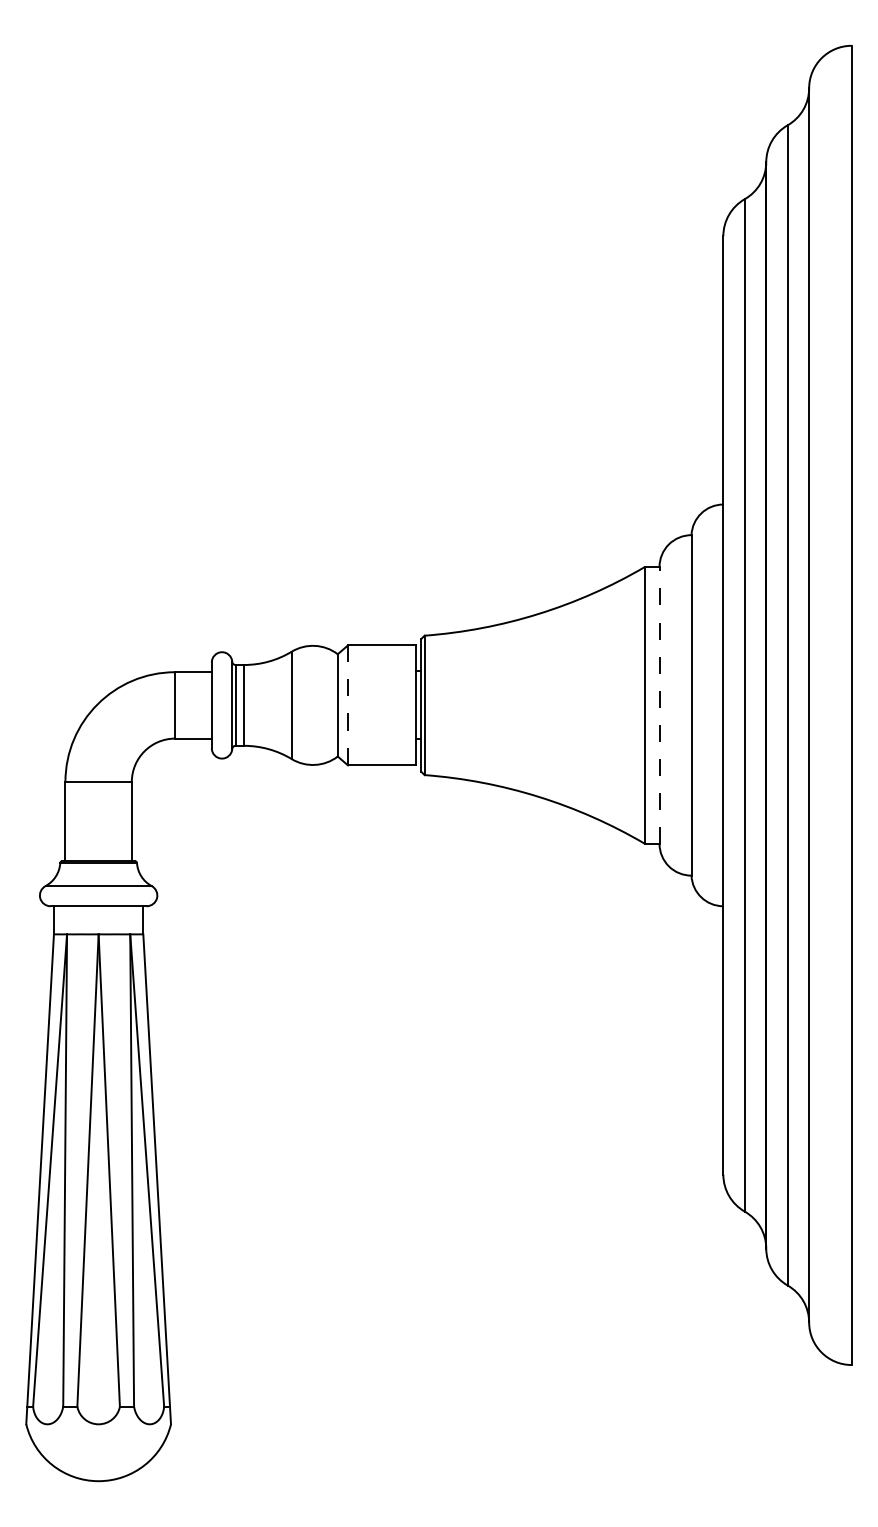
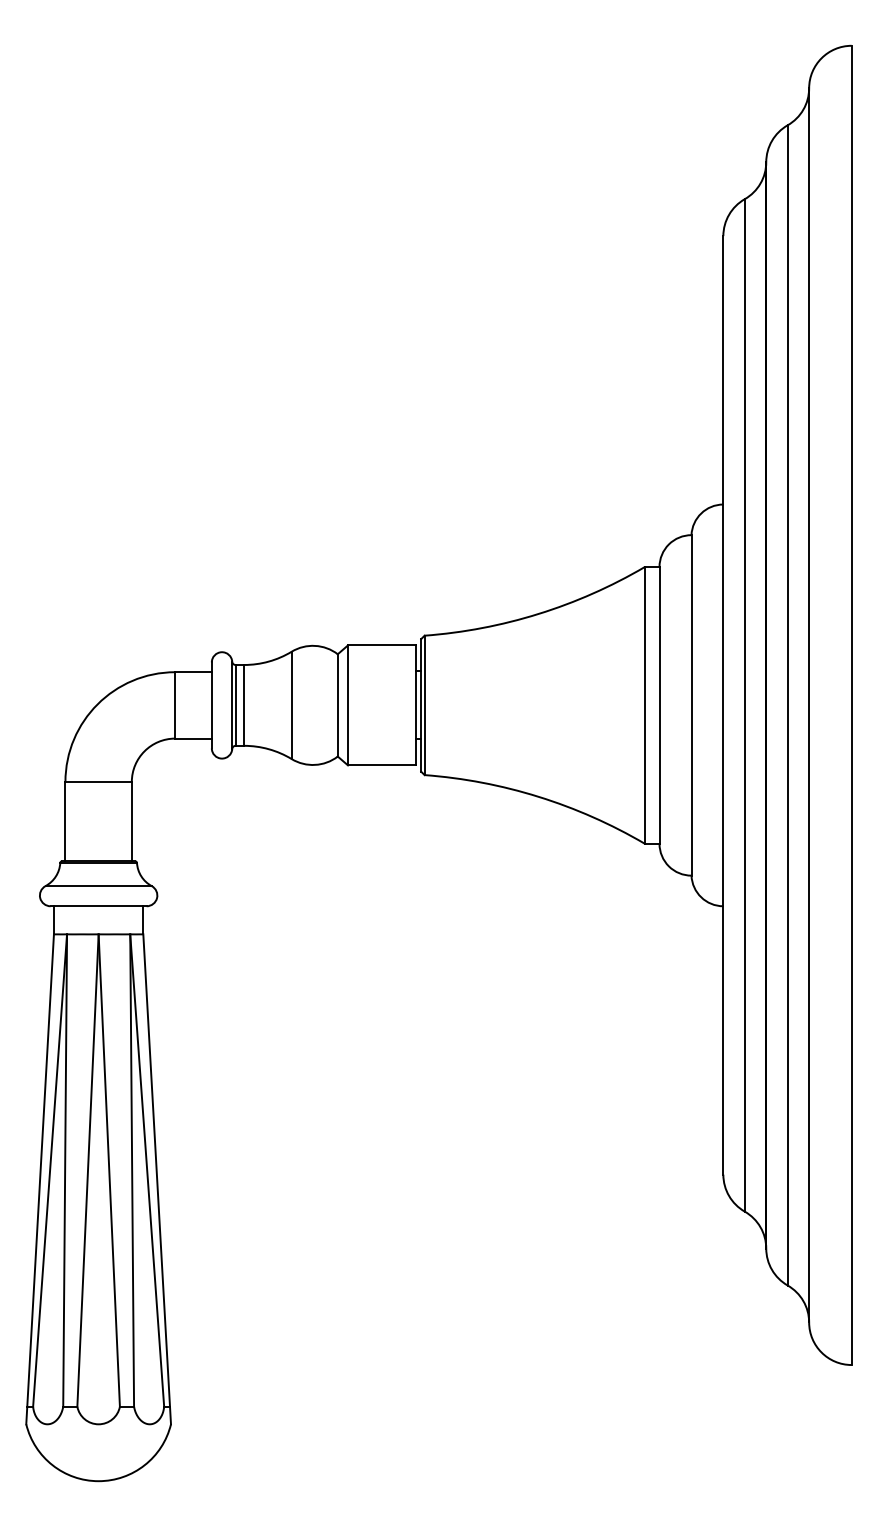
line: dashed -> solid (659, 704)
line: dashed -> solid (348, 705)
